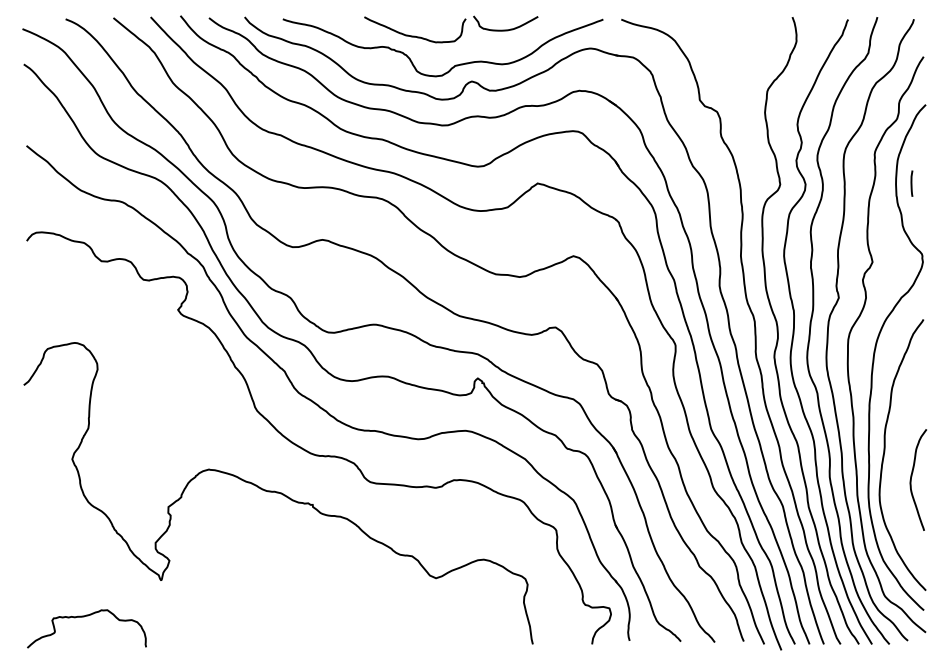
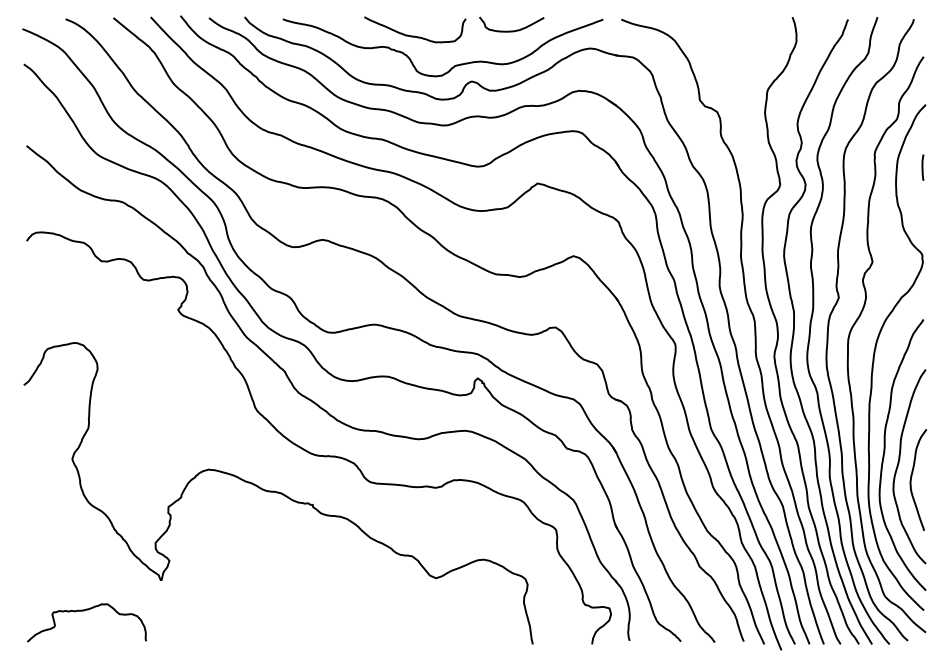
curve position: (505, 29) -> (511, 30) (511, 30)
line position: (911, 183) -> (922, 167) (922, 167)
curve: none -> present (899, 463)
curve position: (84, 617) -> (84, 611) (84, 611)
